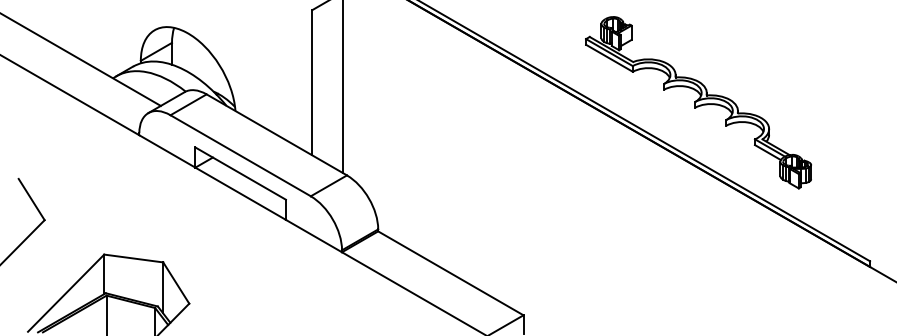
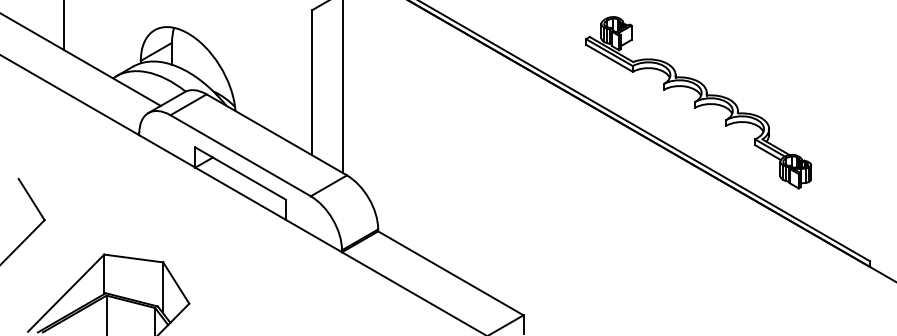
line: none -> present (64, 26)
